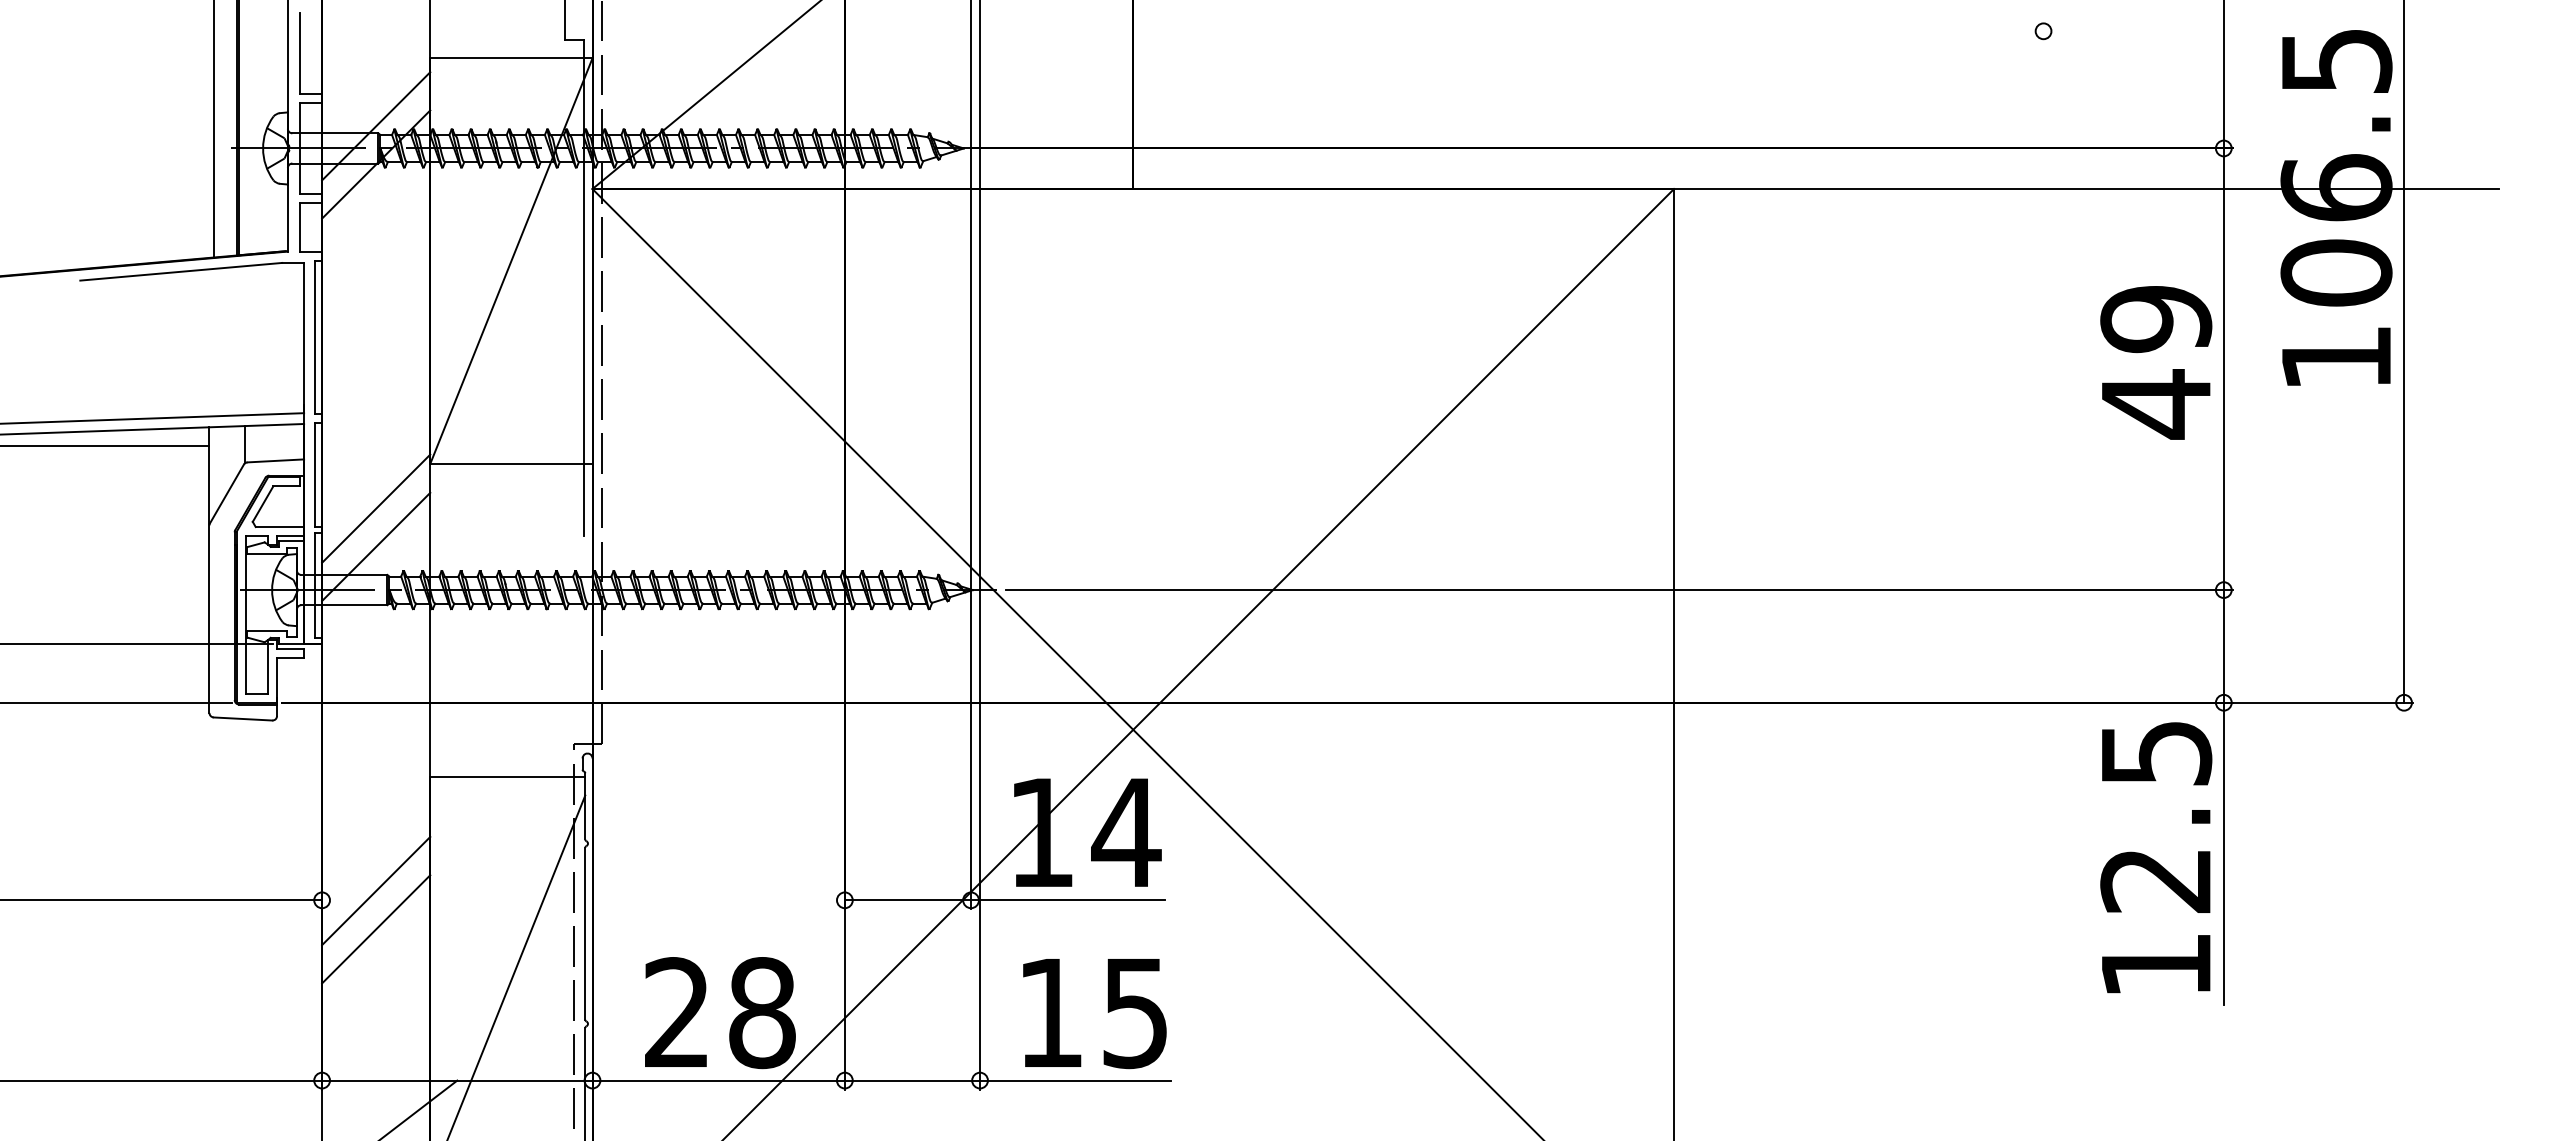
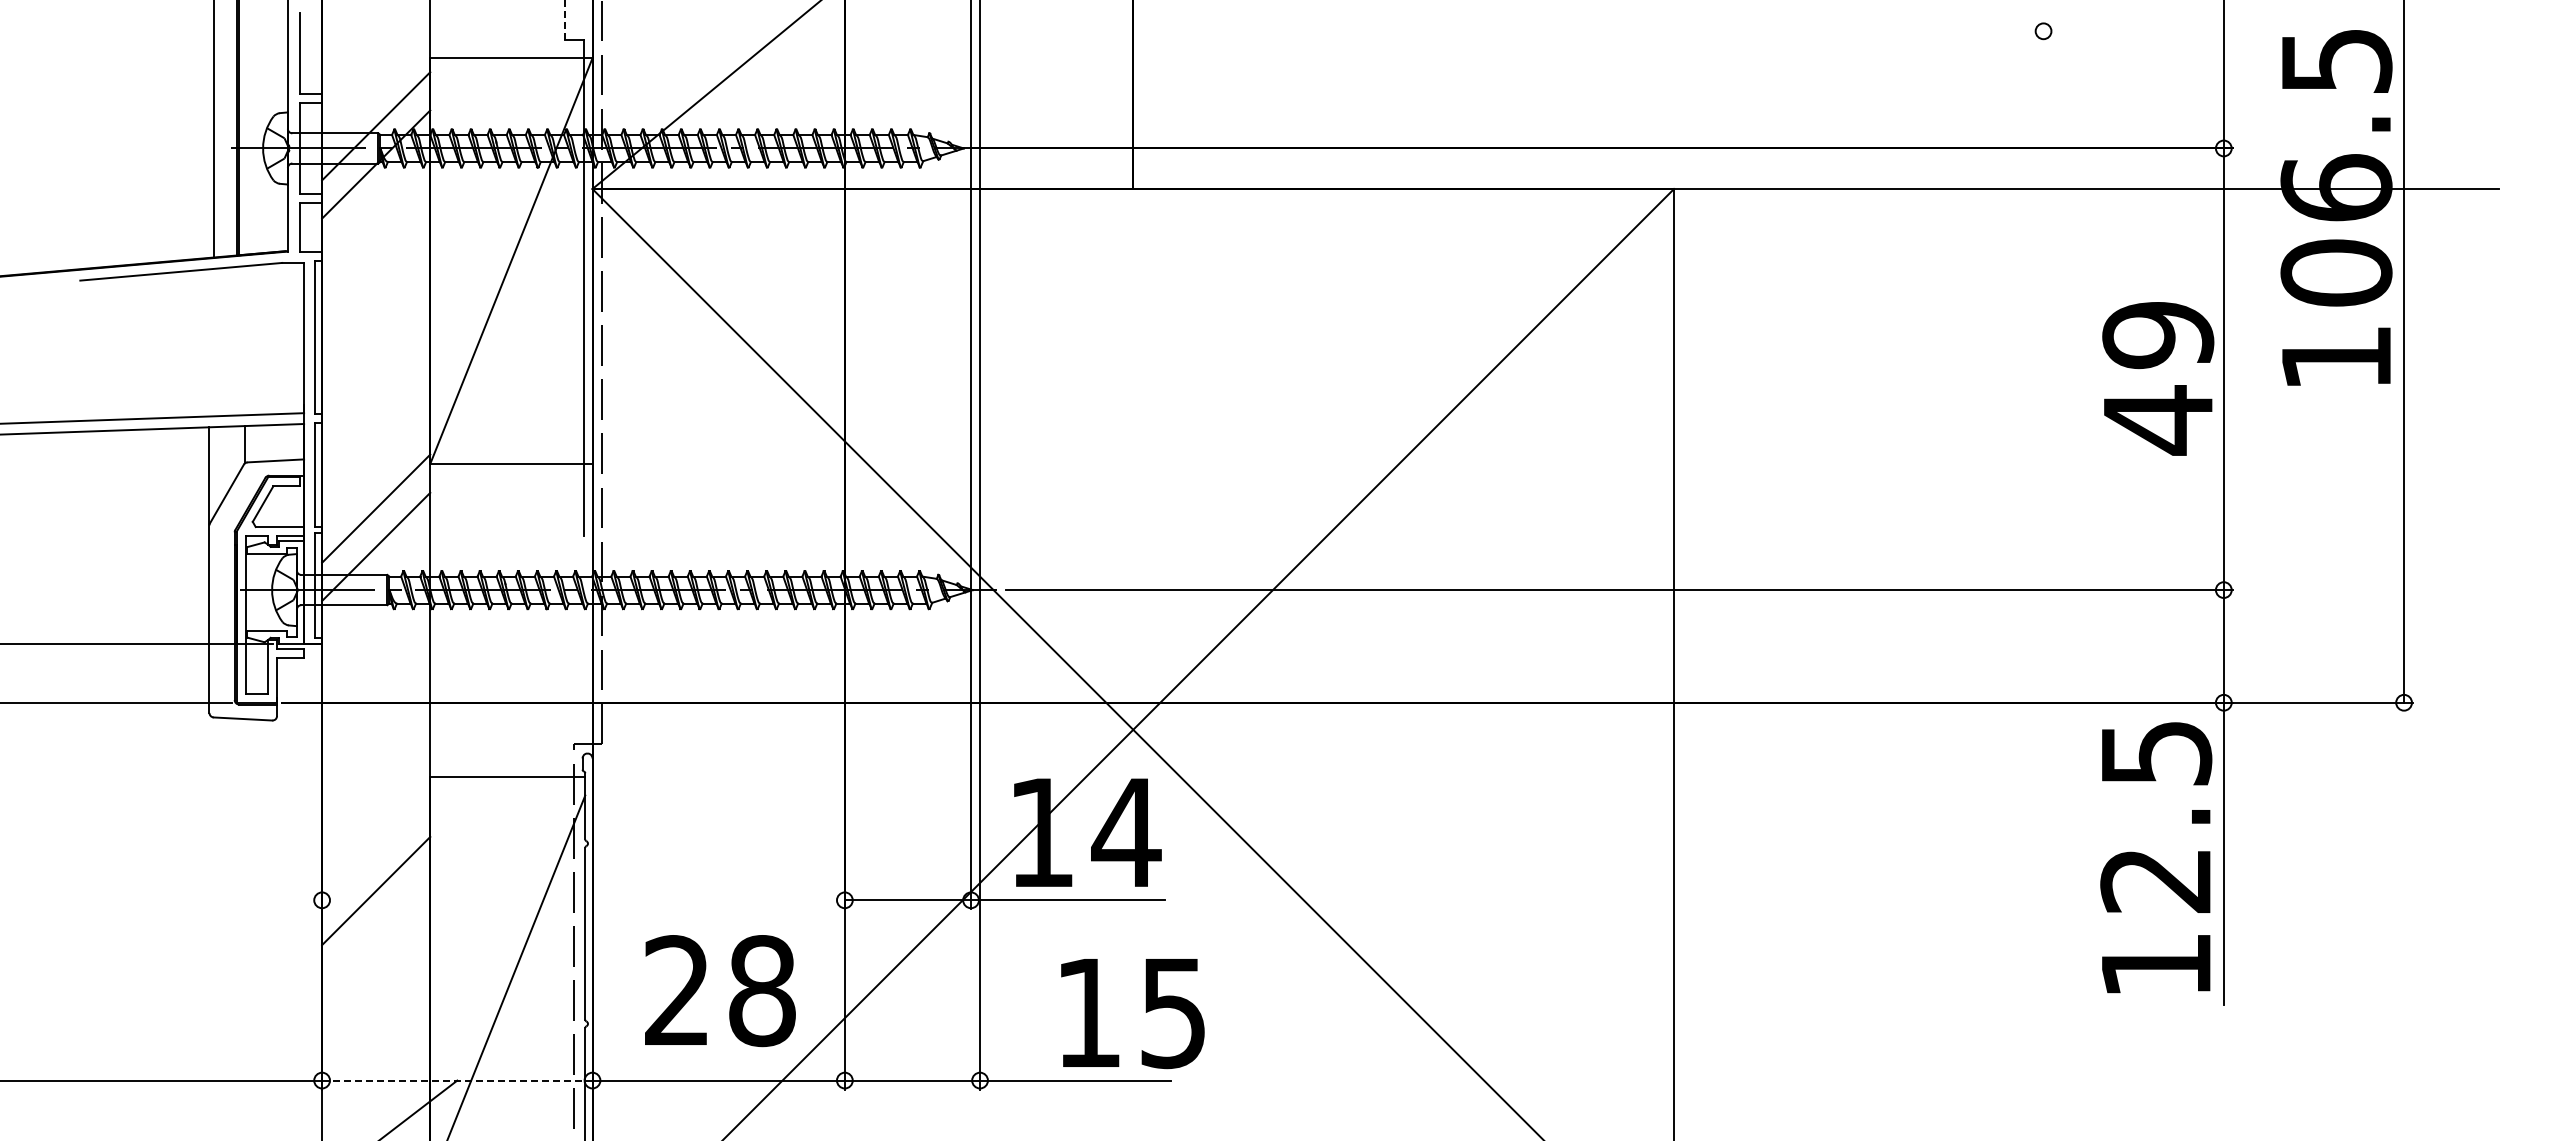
line: solid -> dashed (565, 20)
text position: (2156, 362) -> (2158, 378) (2158, 378)
line: present -> none (105, 445)
line: present -> none (162, 900)
line: present -> none (376, 929)
text position: (720, 1013) -> (720, 991) (720, 991)
text position: (1094, 1014) -> (1132, 1014) (1132, 1014)
line: solid -> dashed (457, 1080)
